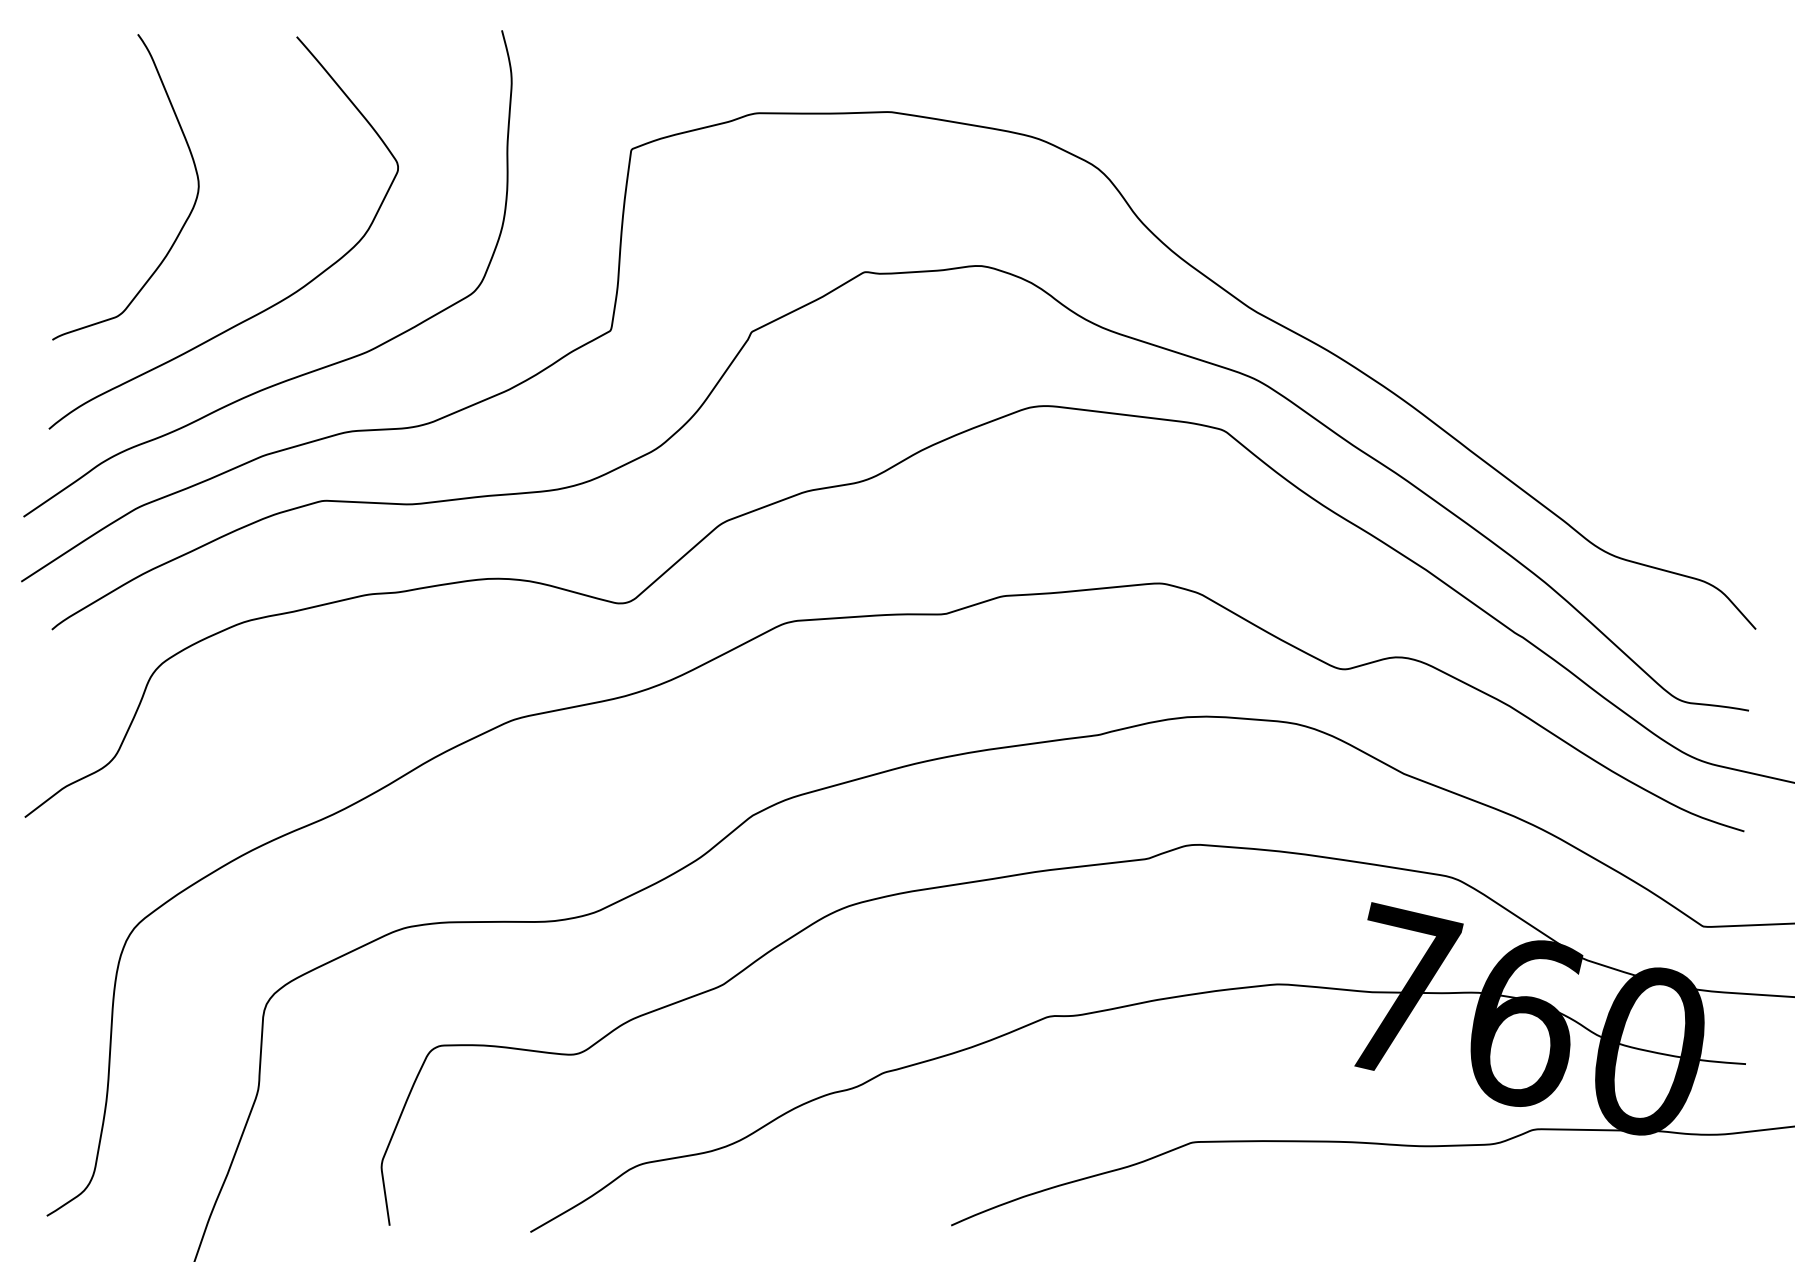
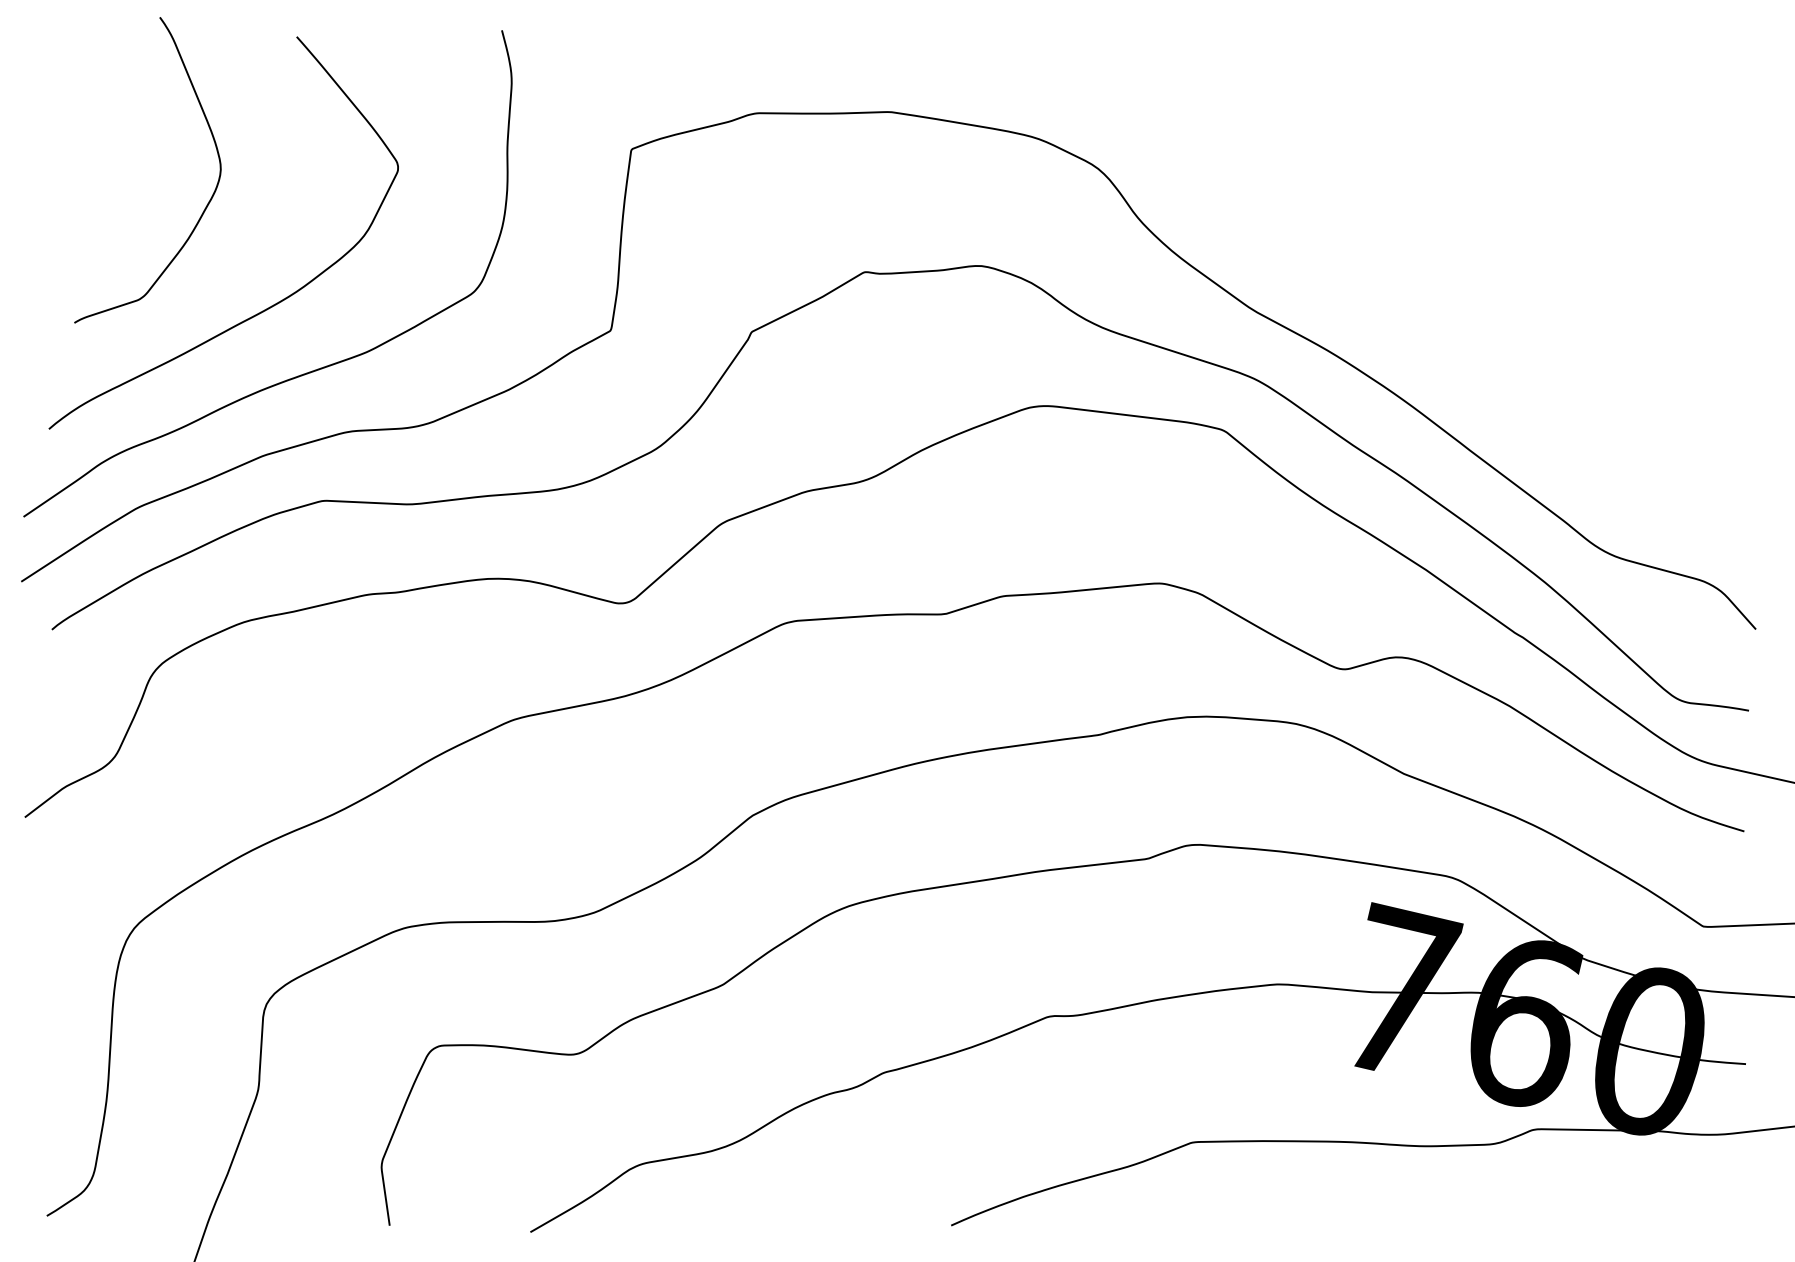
curve position: (183, 223) -> (205, 206) (205, 206)
